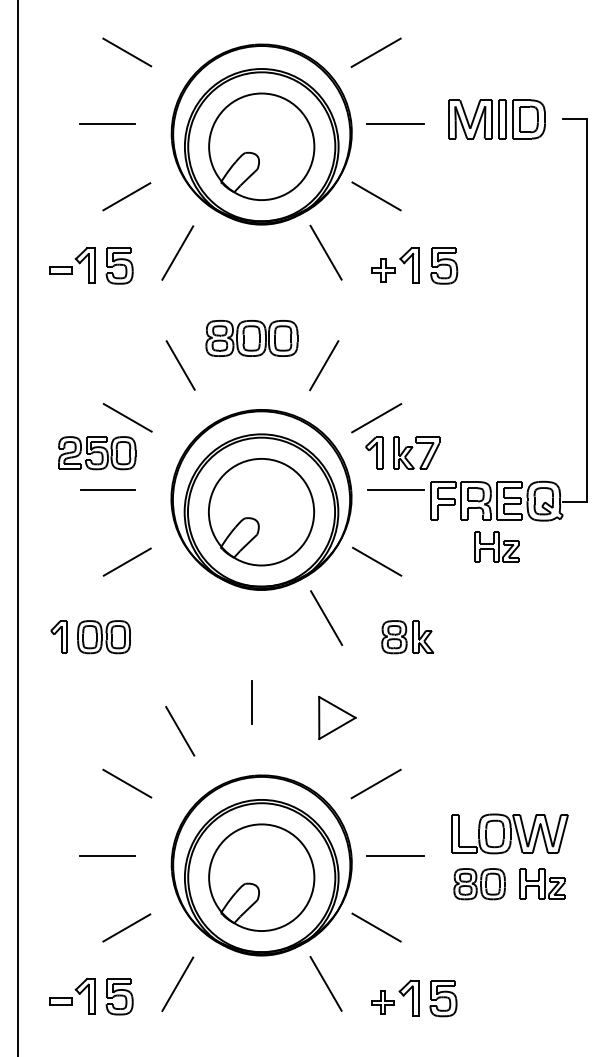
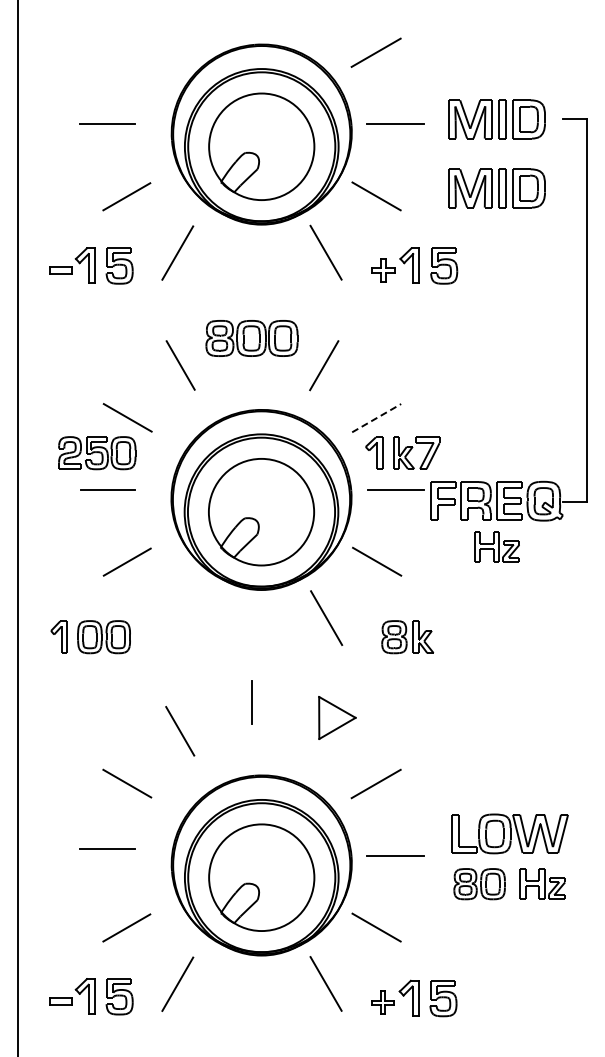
line: present -> none (127, 52)
part: none -> present (496, 188)
line: solid -> dashed (377, 417)
line position: (107, 855) -> (107, 848) (107, 848)
